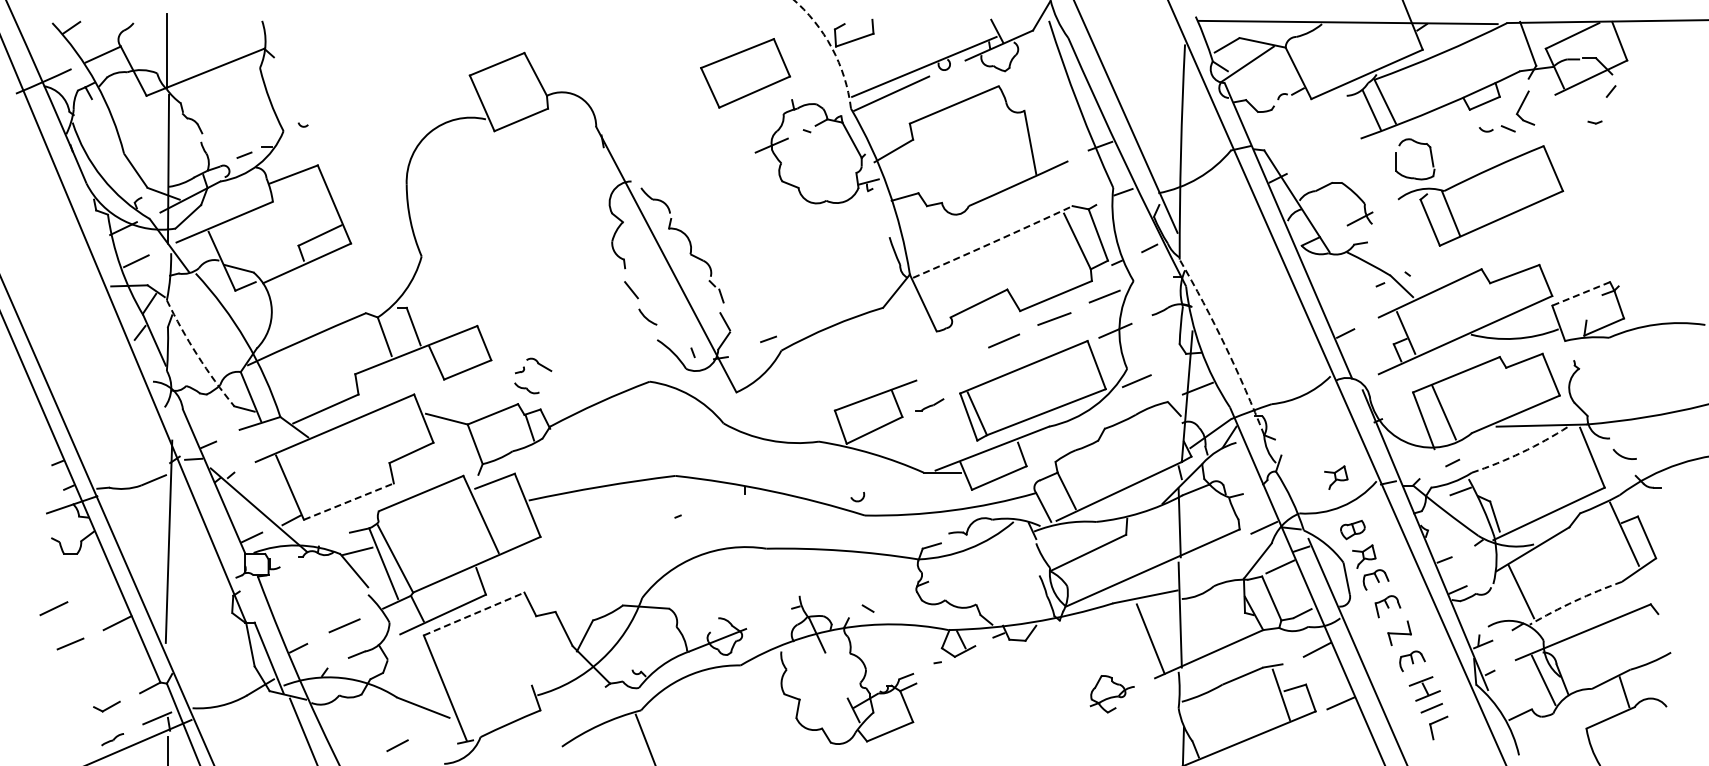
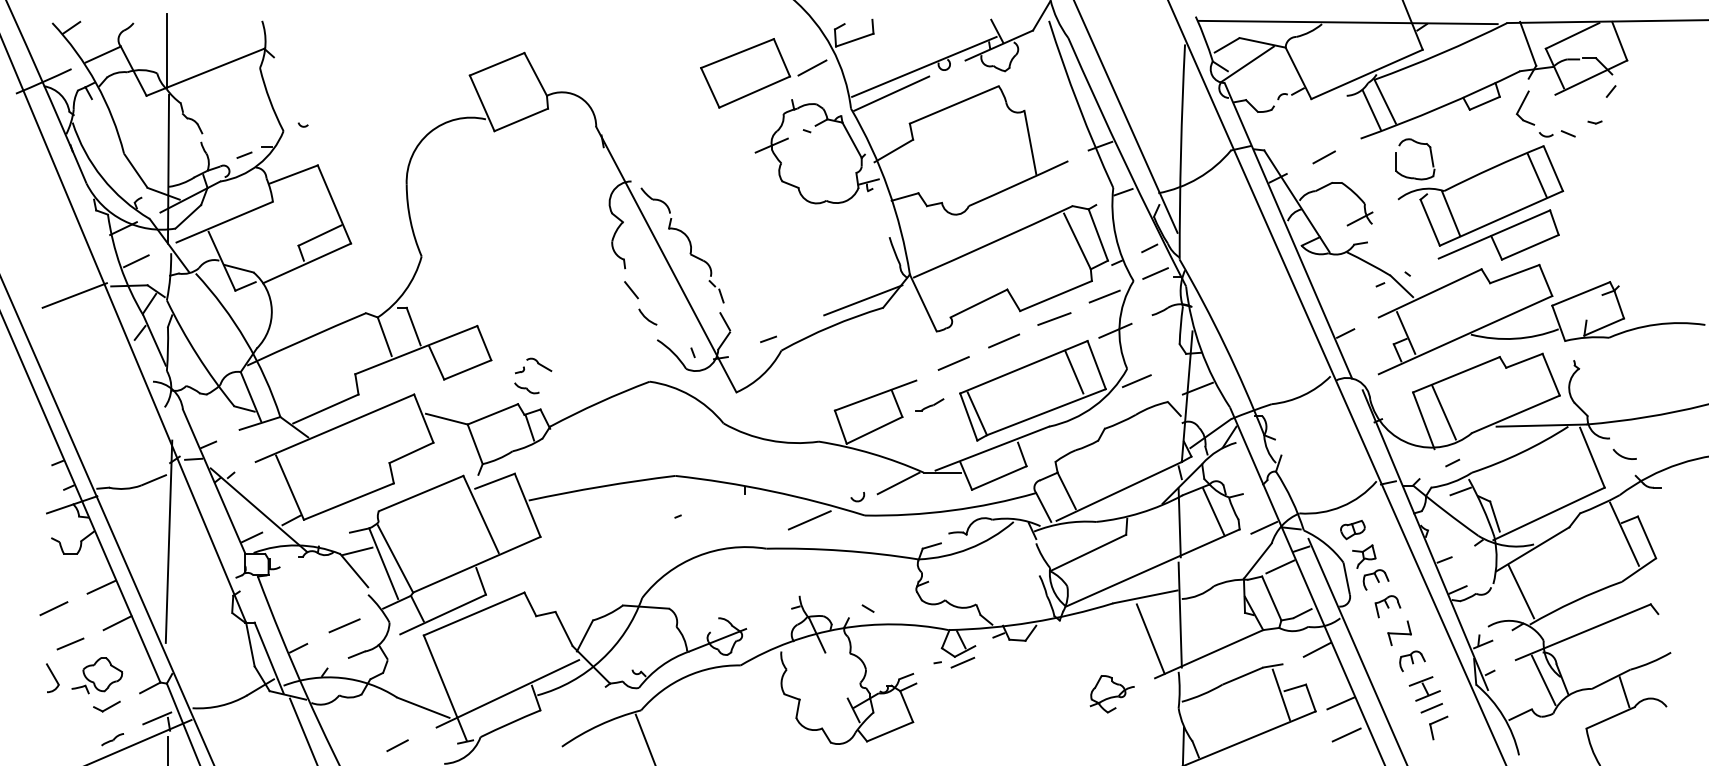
arc: dashed -> solid (832, 48)
line: none -> present (812, 67)
part position: (1497, 128) -> (1557, 133) (1557, 133)
line: none -> present (1323, 157)
line: none -> present (1536, 175)
part: none -> present (1498, 234)
arc: dashed -> solid (993, 242)
line: none -> present (1155, 273)
line: dashed -> solid (1580, 294)
line: none -> present (74, 295)
line: none -> present (863, 300)
arc: dashed -> solid (1225, 345)
arc: dashed -> solid (197, 355)
line: none -> present (953, 363)
line: none -> present (1074, 371)
arc: dashed -> solid (1521, 452)
part: present -> none (1336, 477)
line: none -> present (898, 483)
line: dashed -> solid (348, 501)
line: none -> present (1213, 511)
line: none -> present (809, 520)
line: none -> present (101, 586)
arc: dashed -> solid (1574, 601)
line: dashed -> solid (474, 614)
line: none -> present (962, 662)
part: none -> present (97, 675)
part: none -> present (52, 678)
line: none -> present (507, 693)
line: none -> present (1346, 734)
